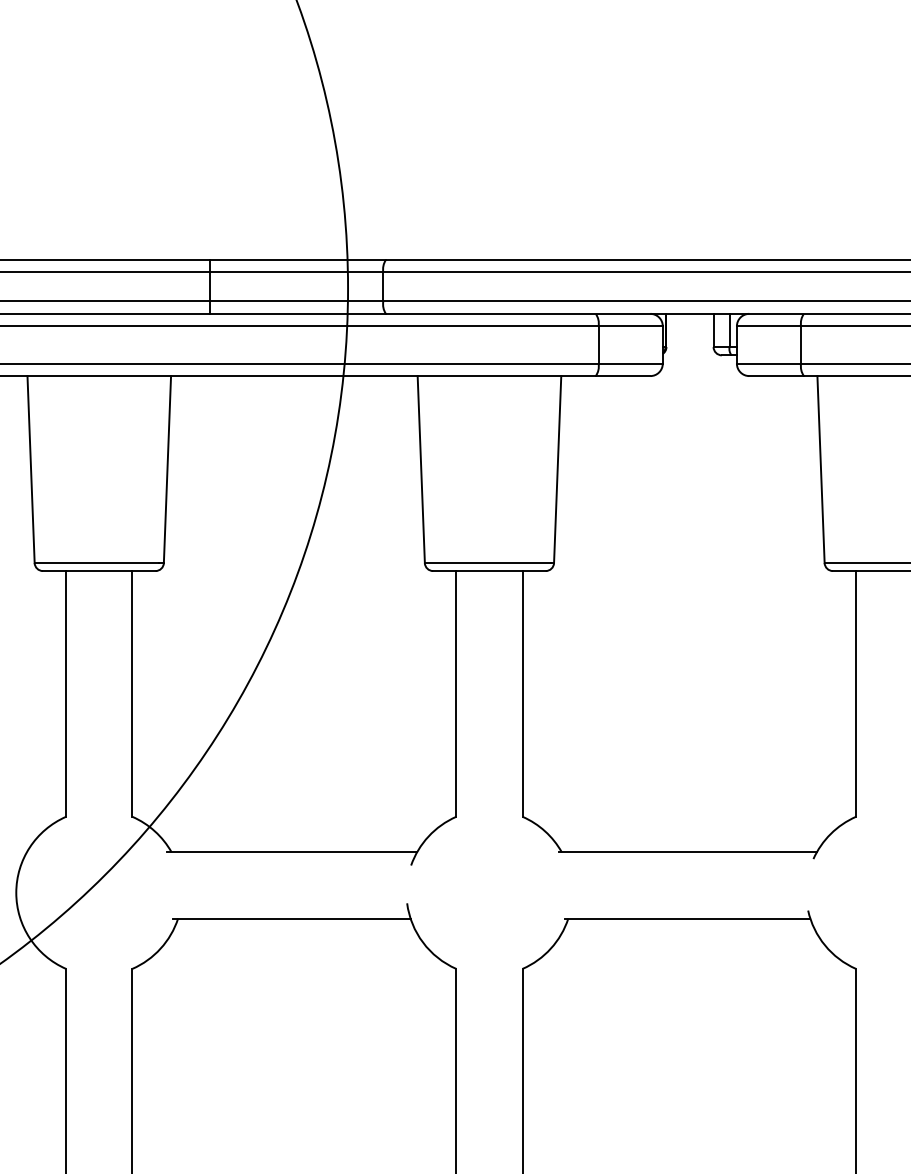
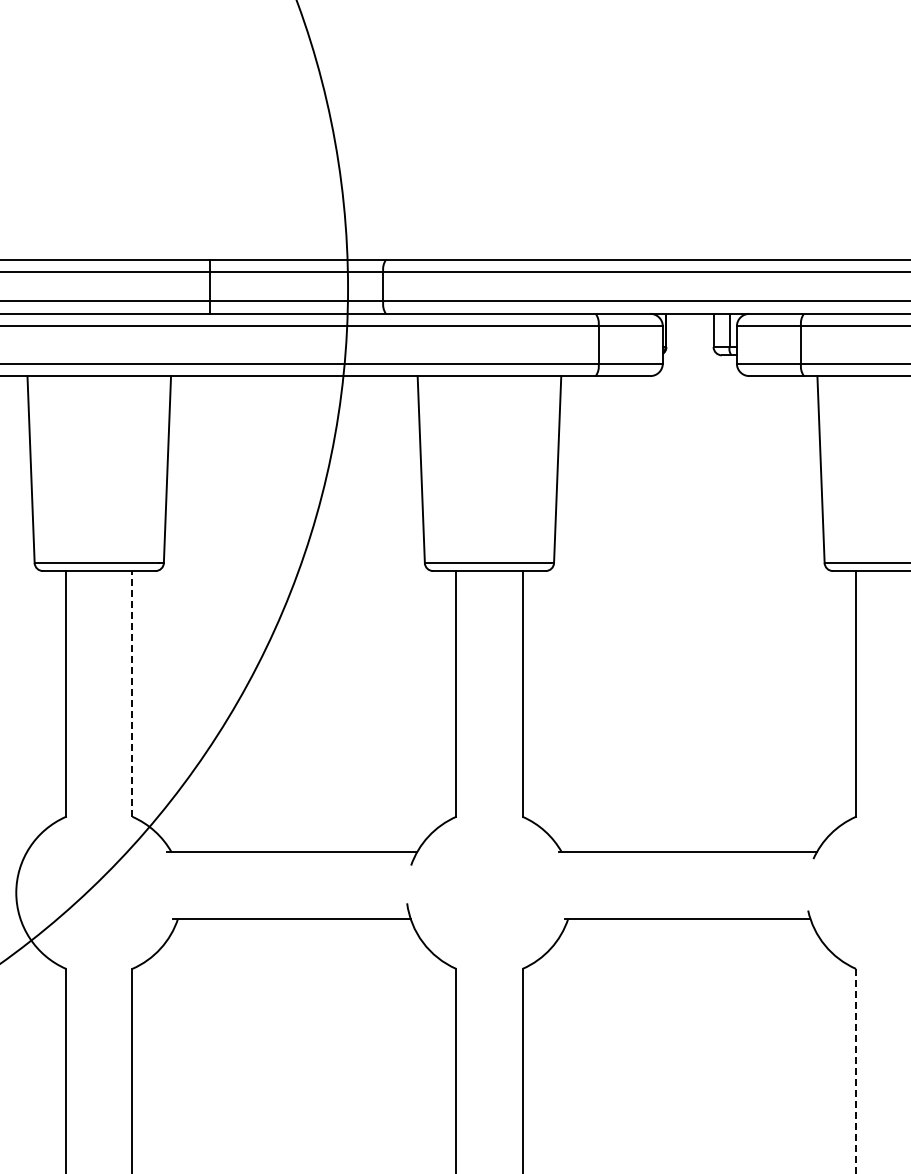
line: solid -> dashed (132, 693)
line: solid -> dashed (856, 1071)
